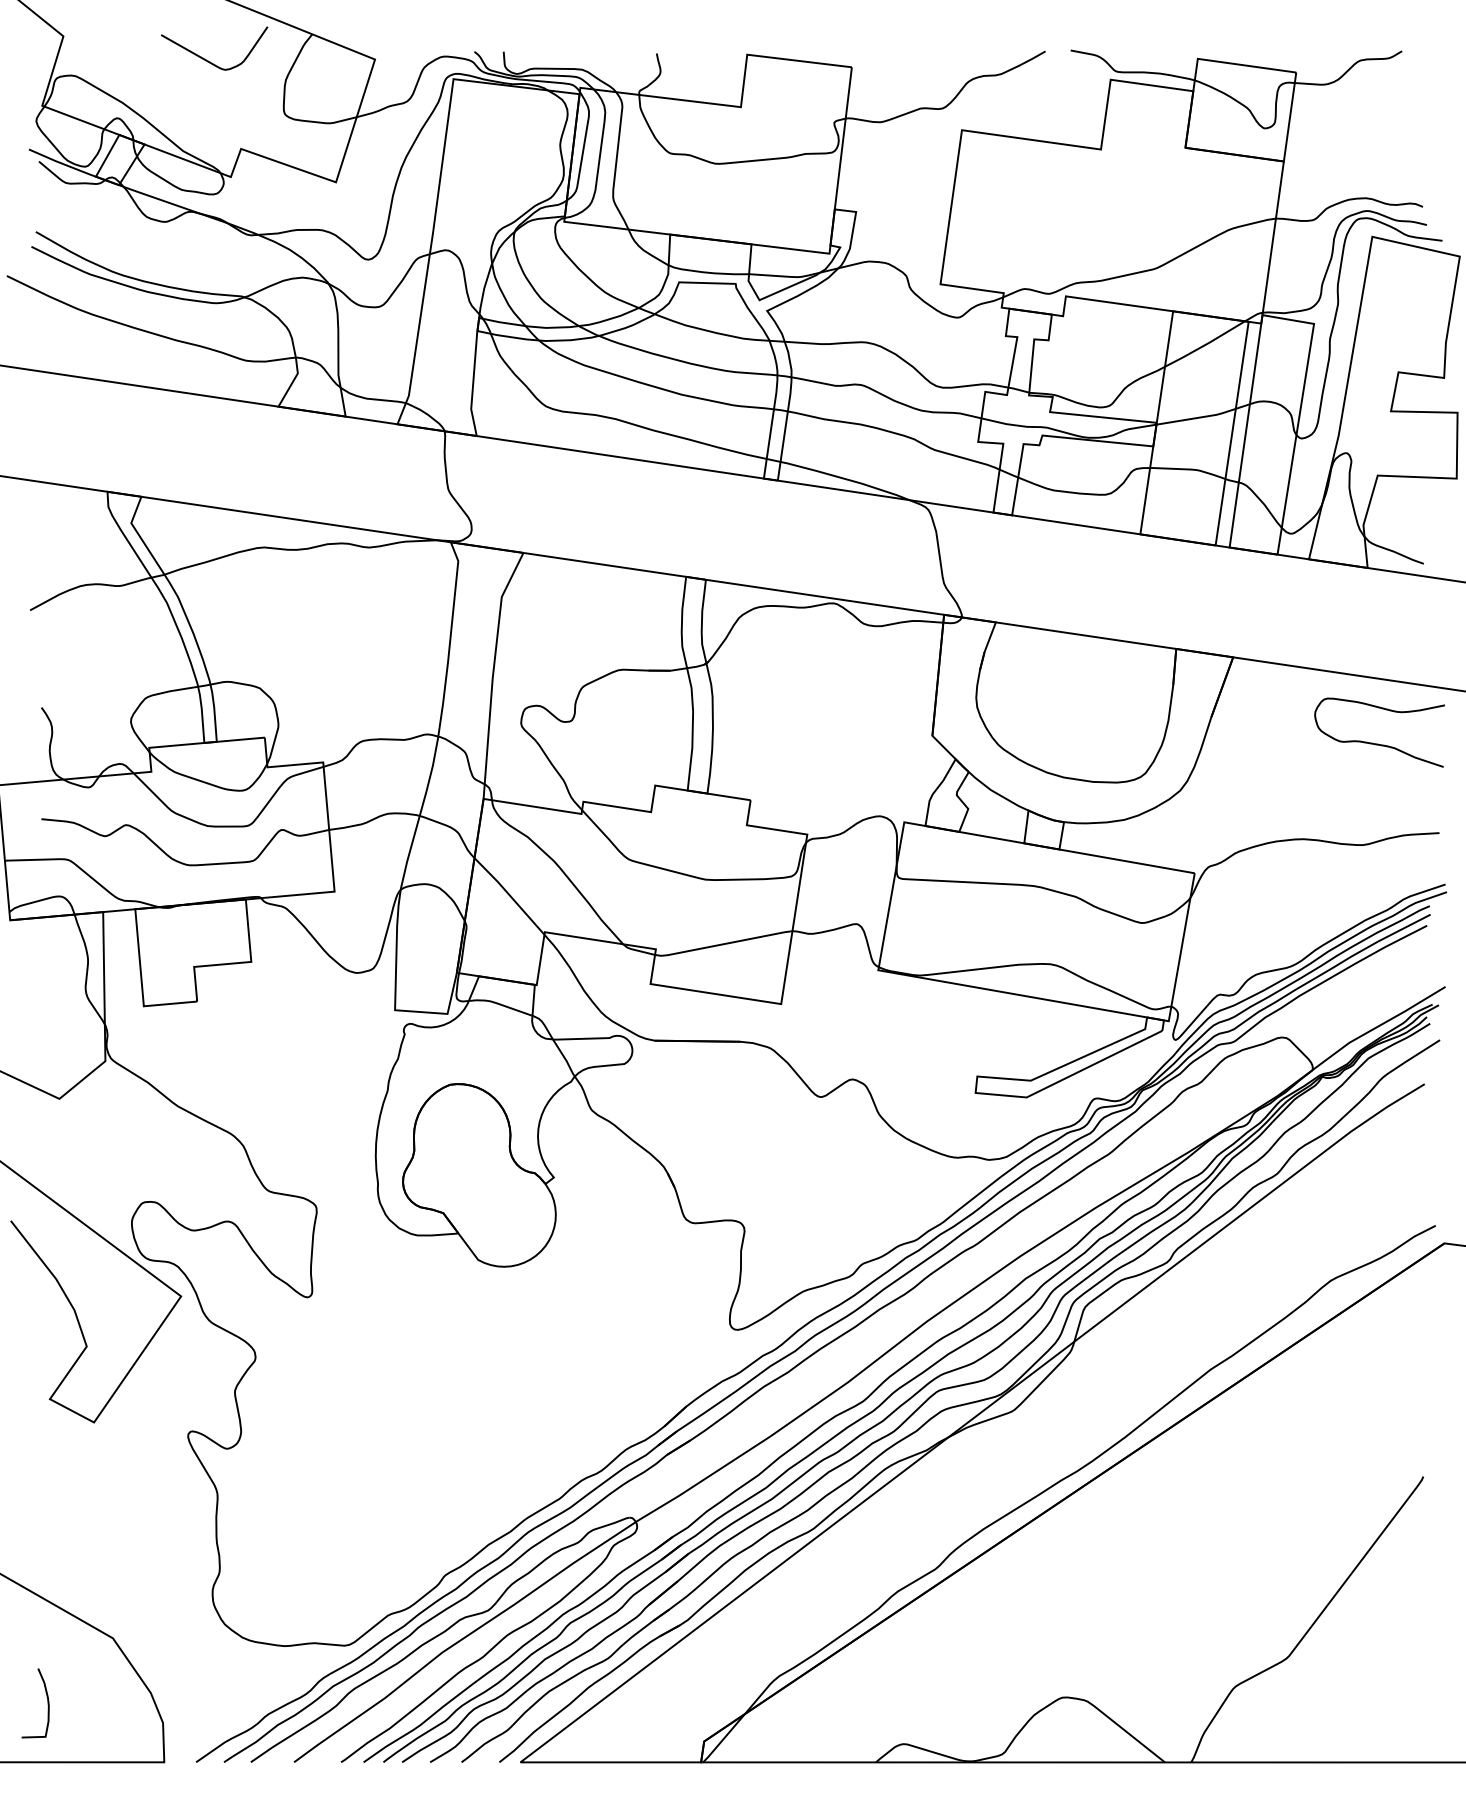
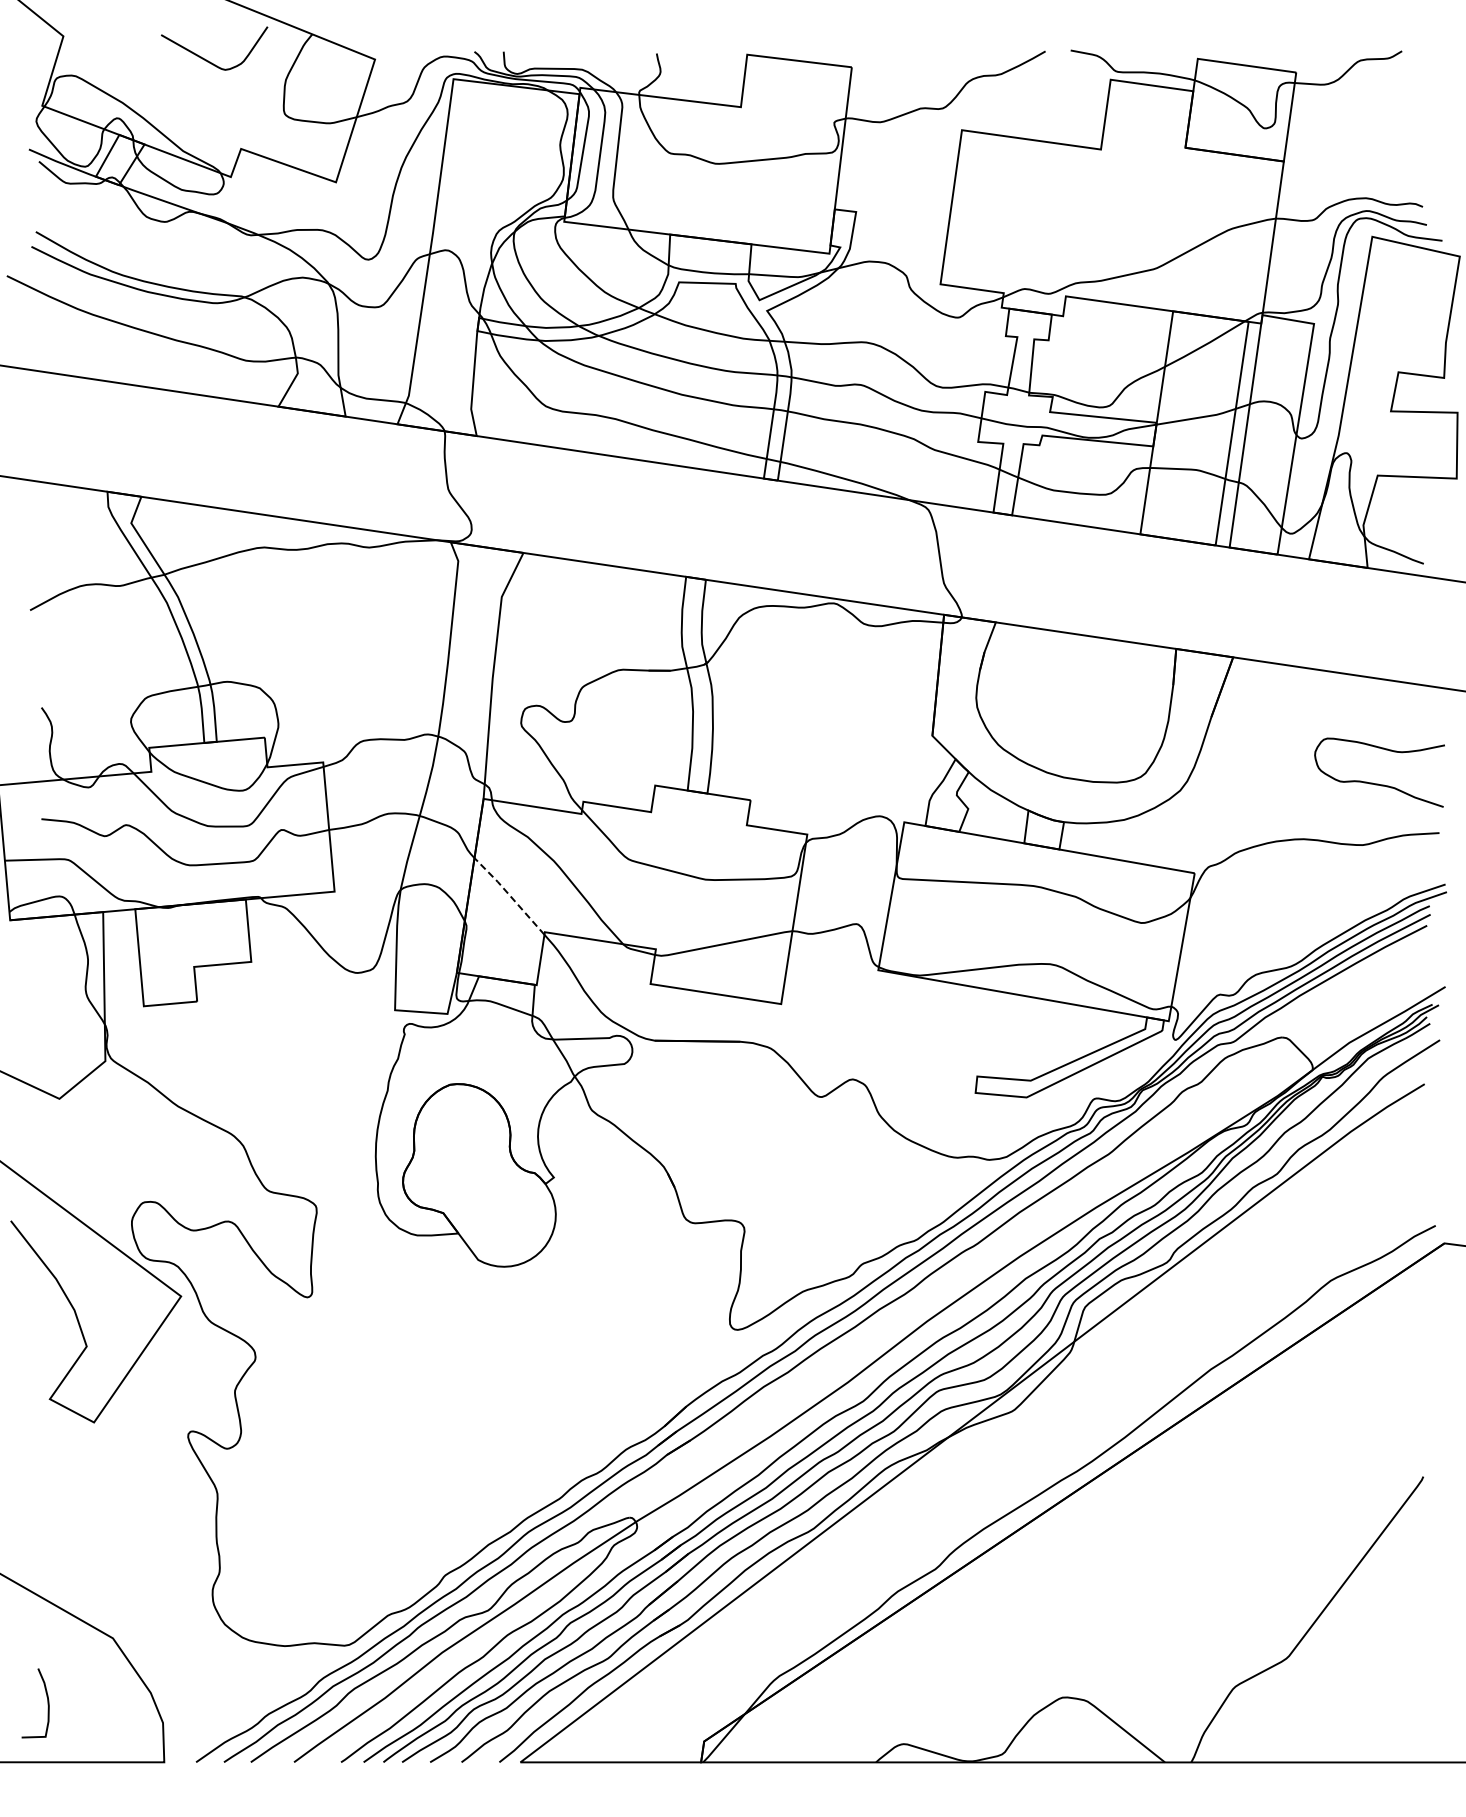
curve position: (1378, 743) -> (1378, 783) (1378, 783)
line: solid -> dashed (509, 895)
